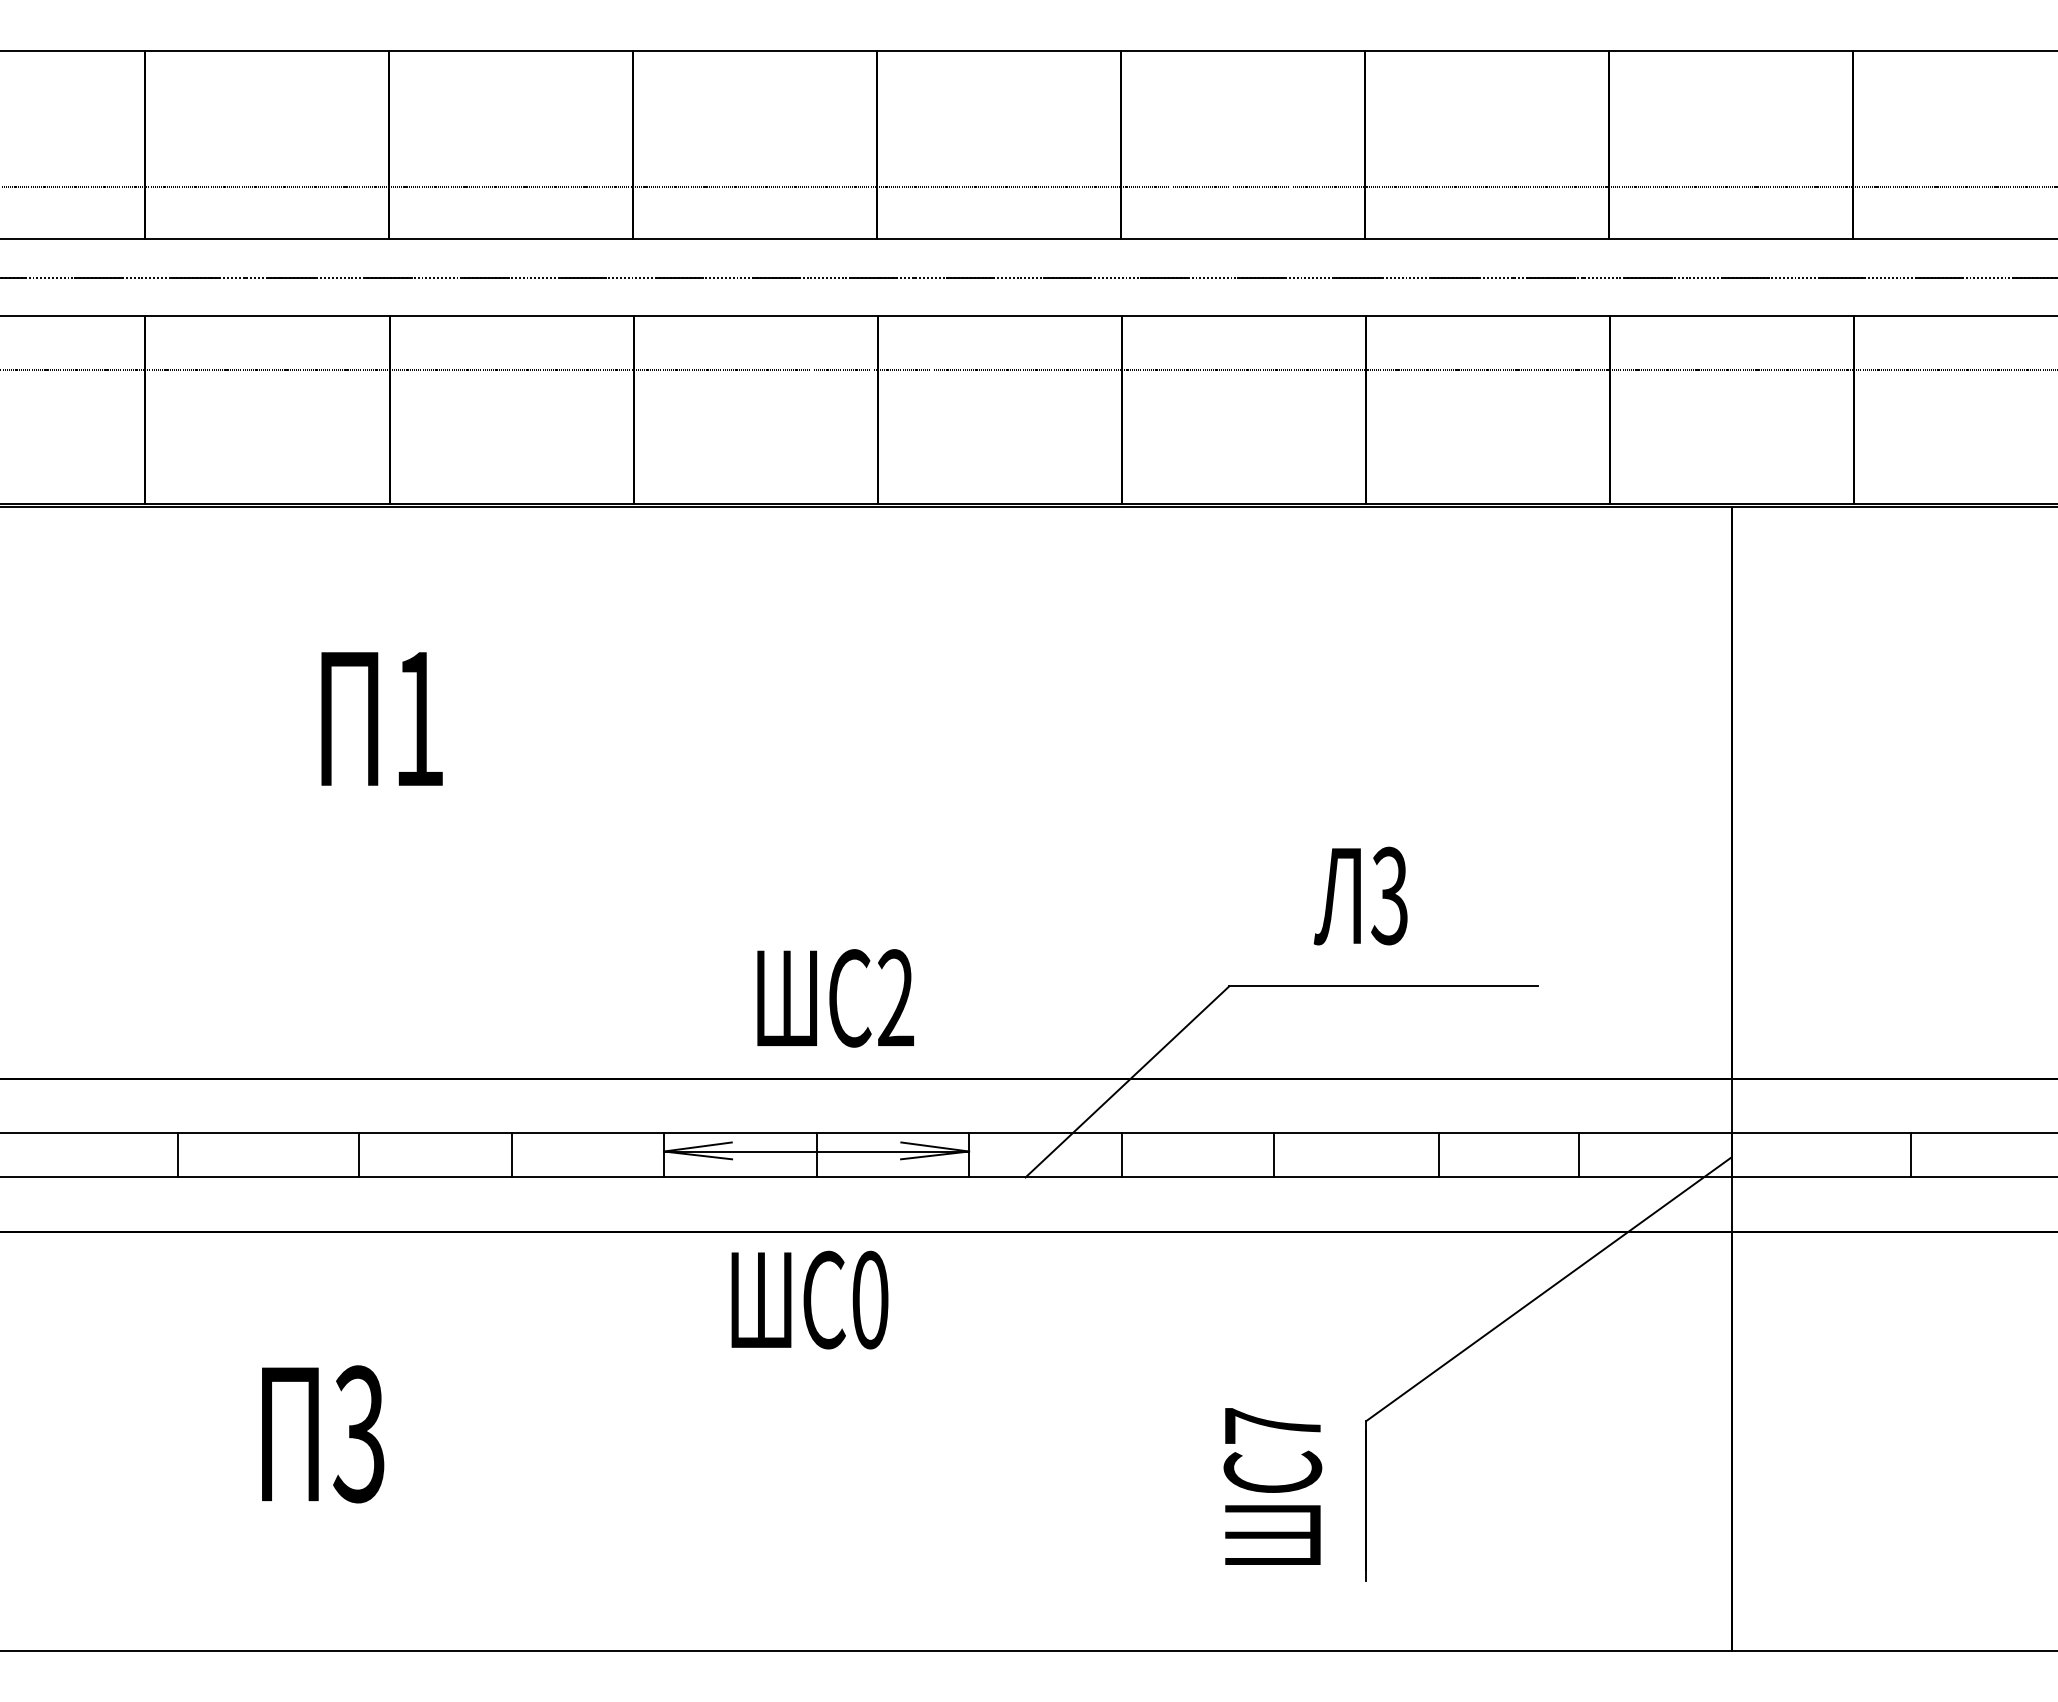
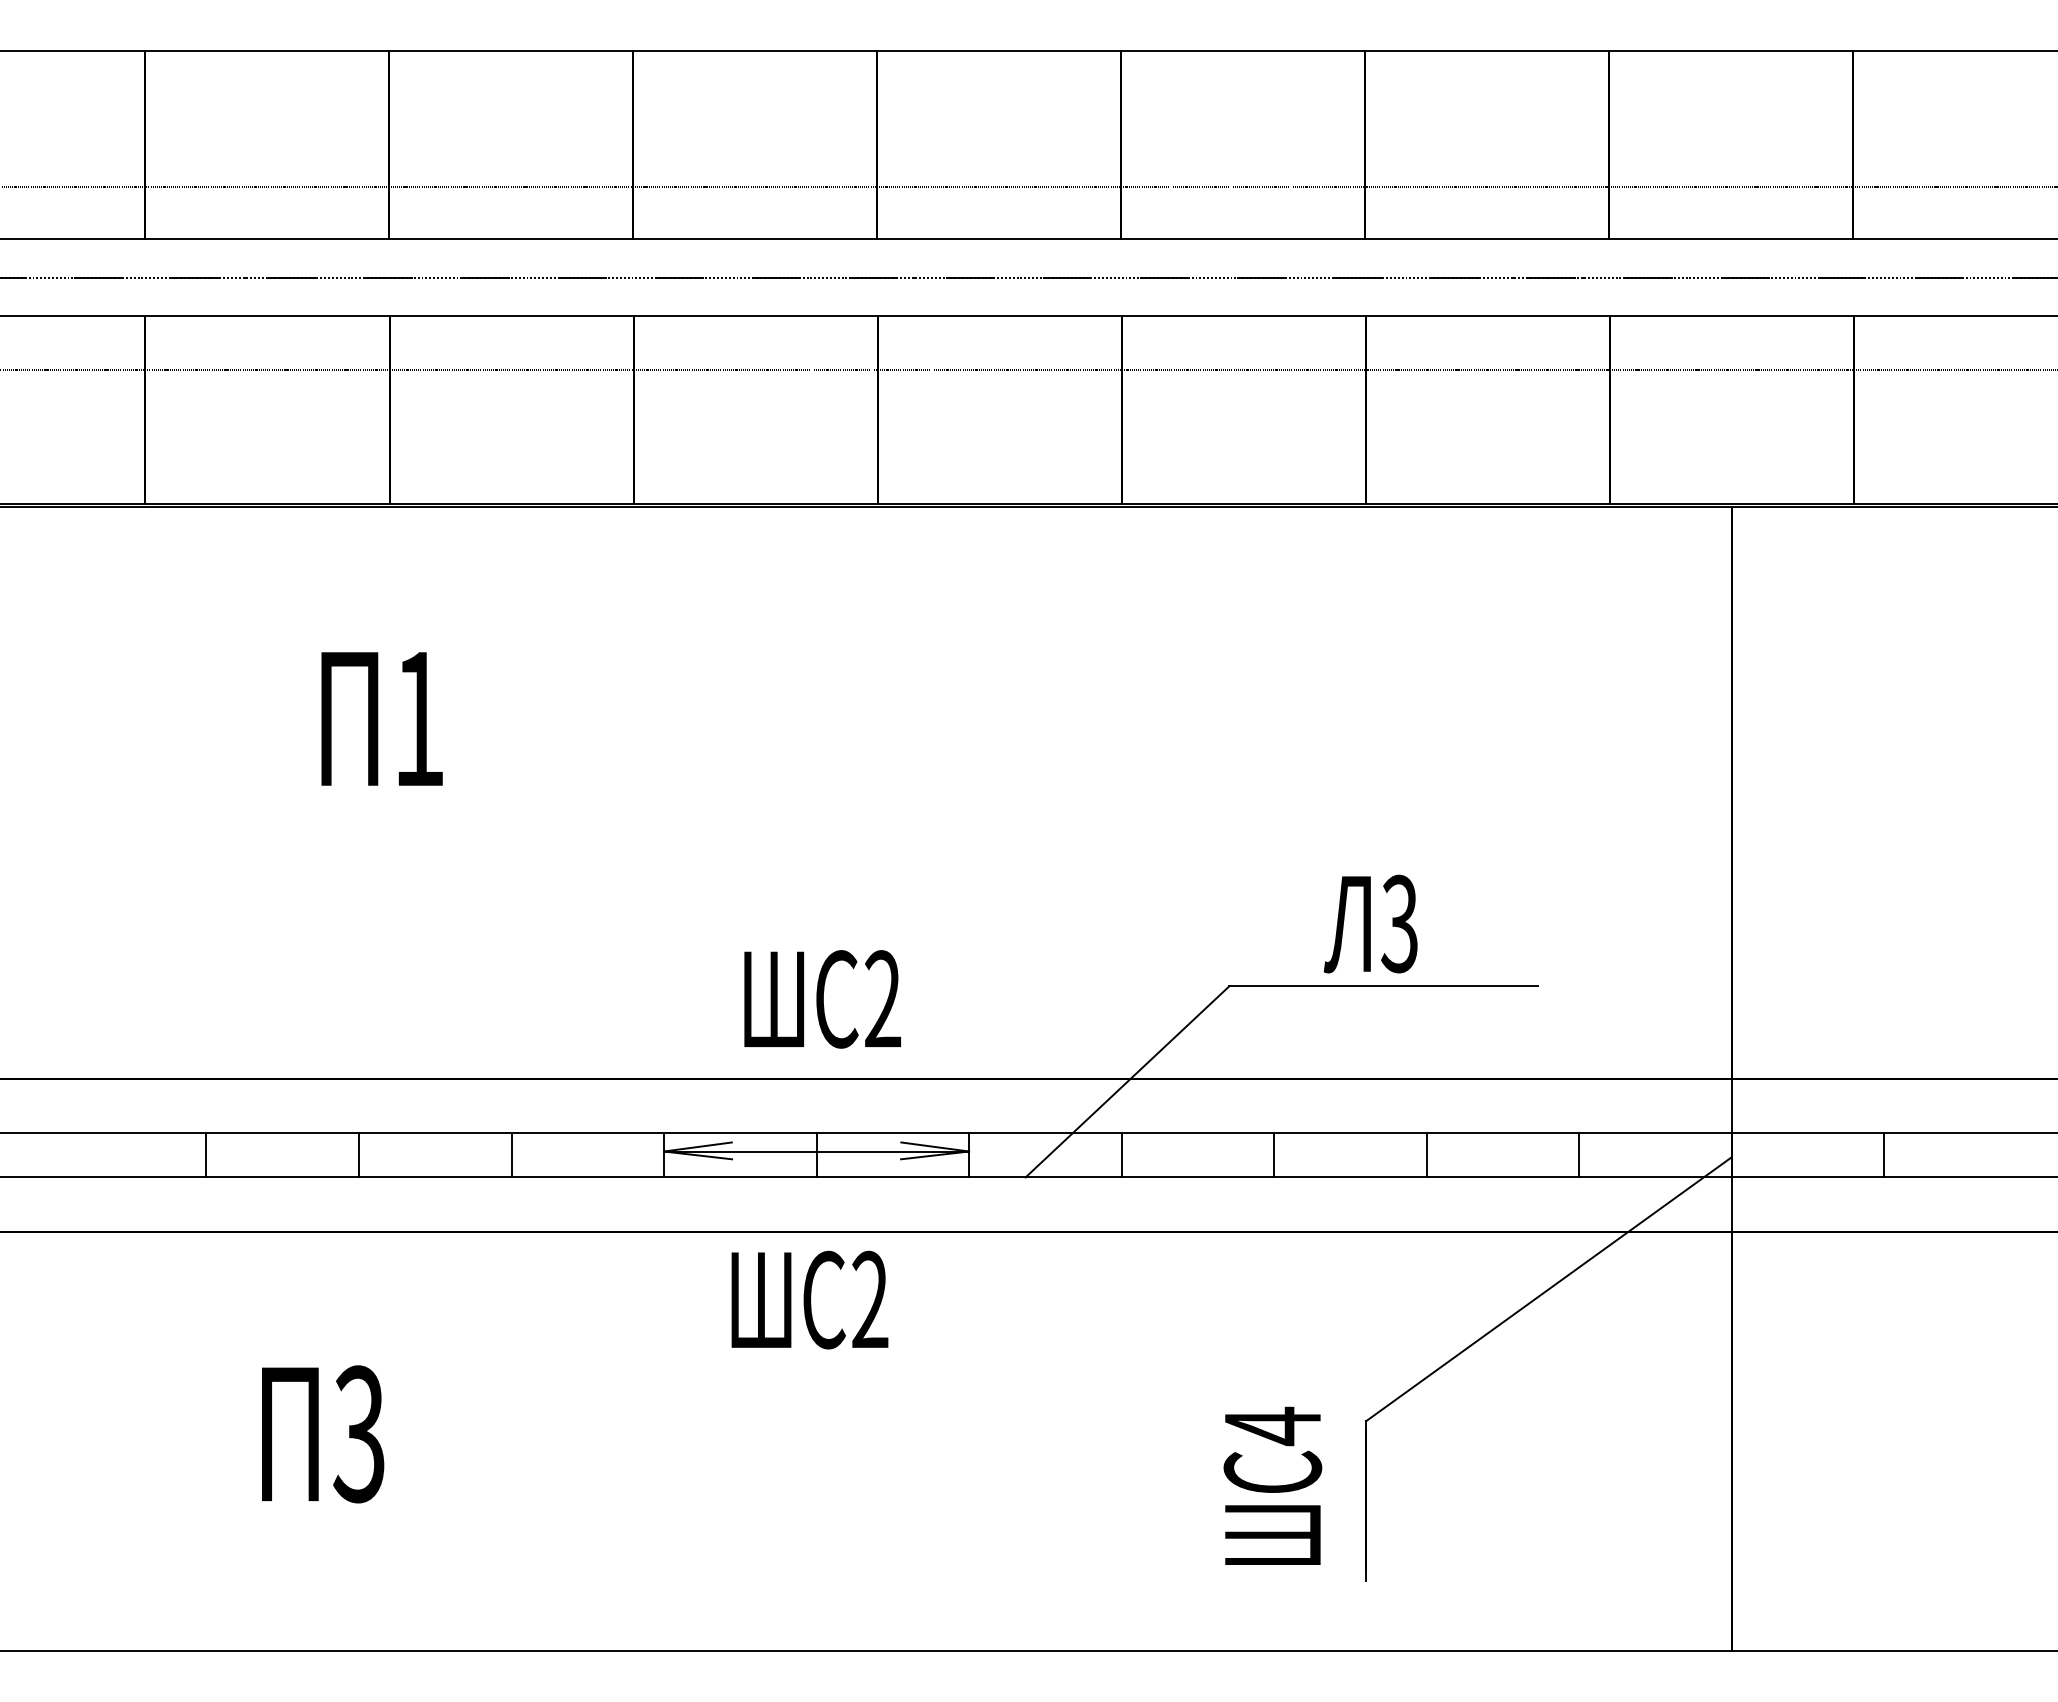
text position: (1360, 895) -> (1370, 923) (1370, 923)
text position: (835, 998) -> (822, 999) (822, 999)
line position: (178, 1155) -> (206, 1155) (206, 1155)
line position: (1438, 1155) -> (1426, 1155) (1426, 1155)
line position: (1911, 1155) -> (1884, 1155) (1884, 1155)
text: C0 -> C2 (870, 1299)
text: 7 -> 4 (1272, 1426)
